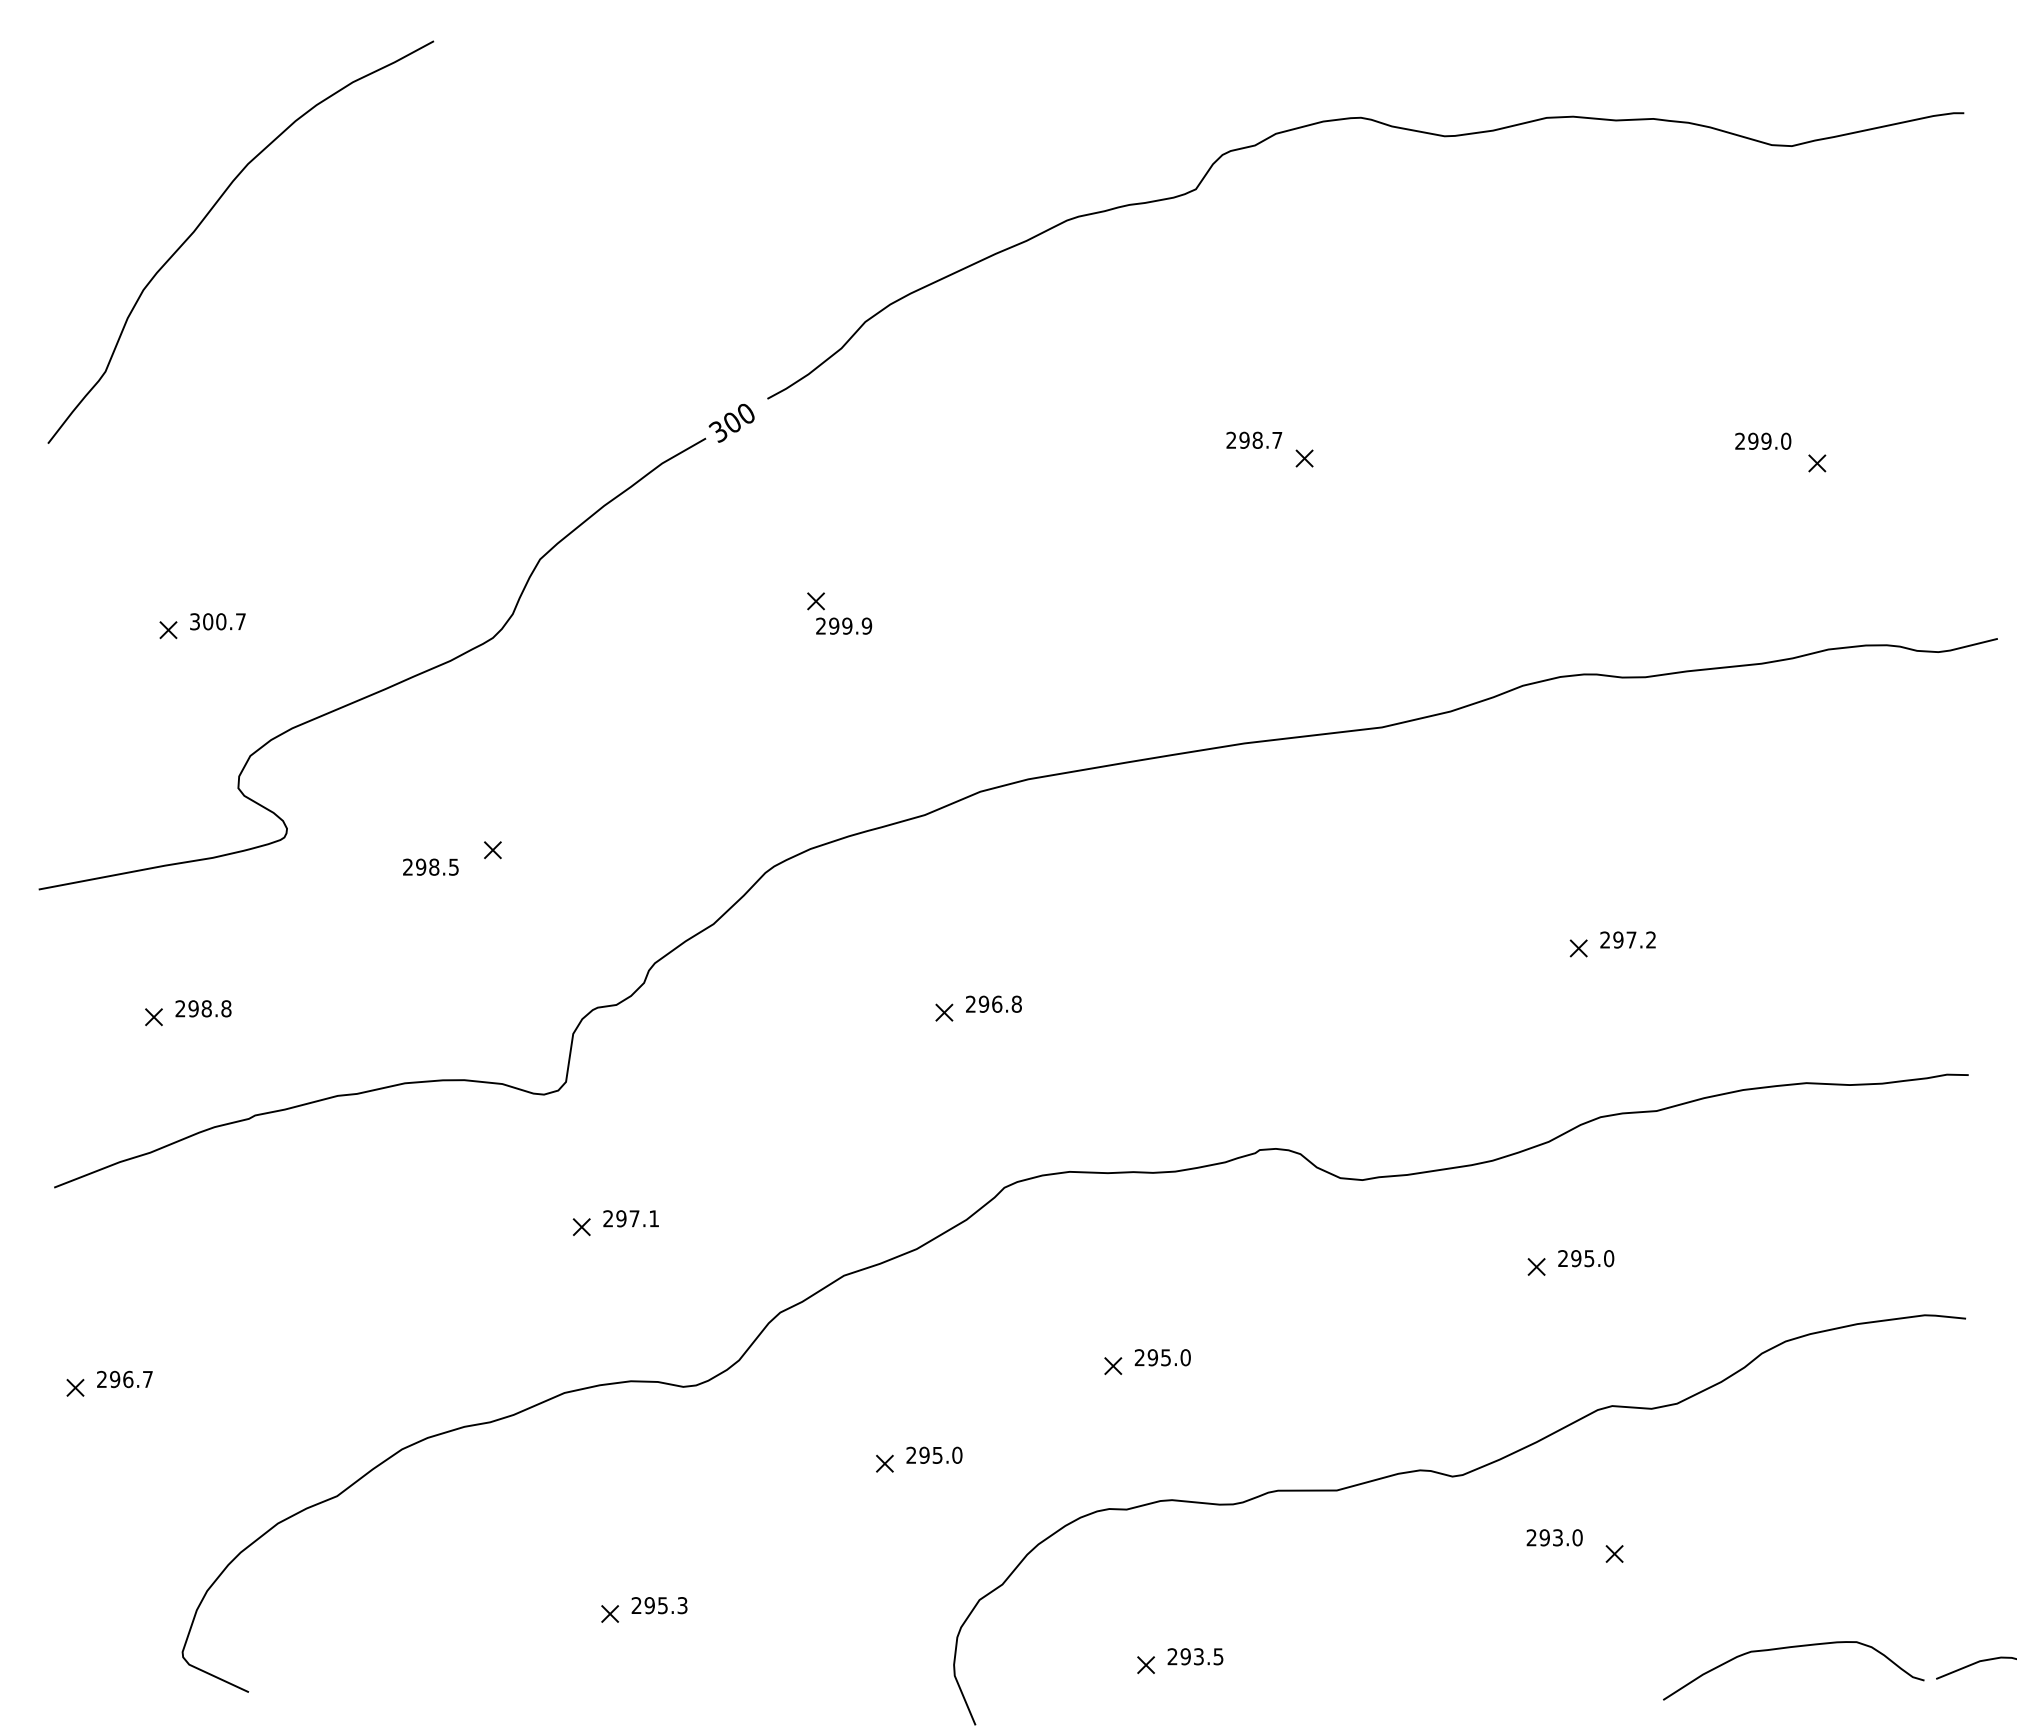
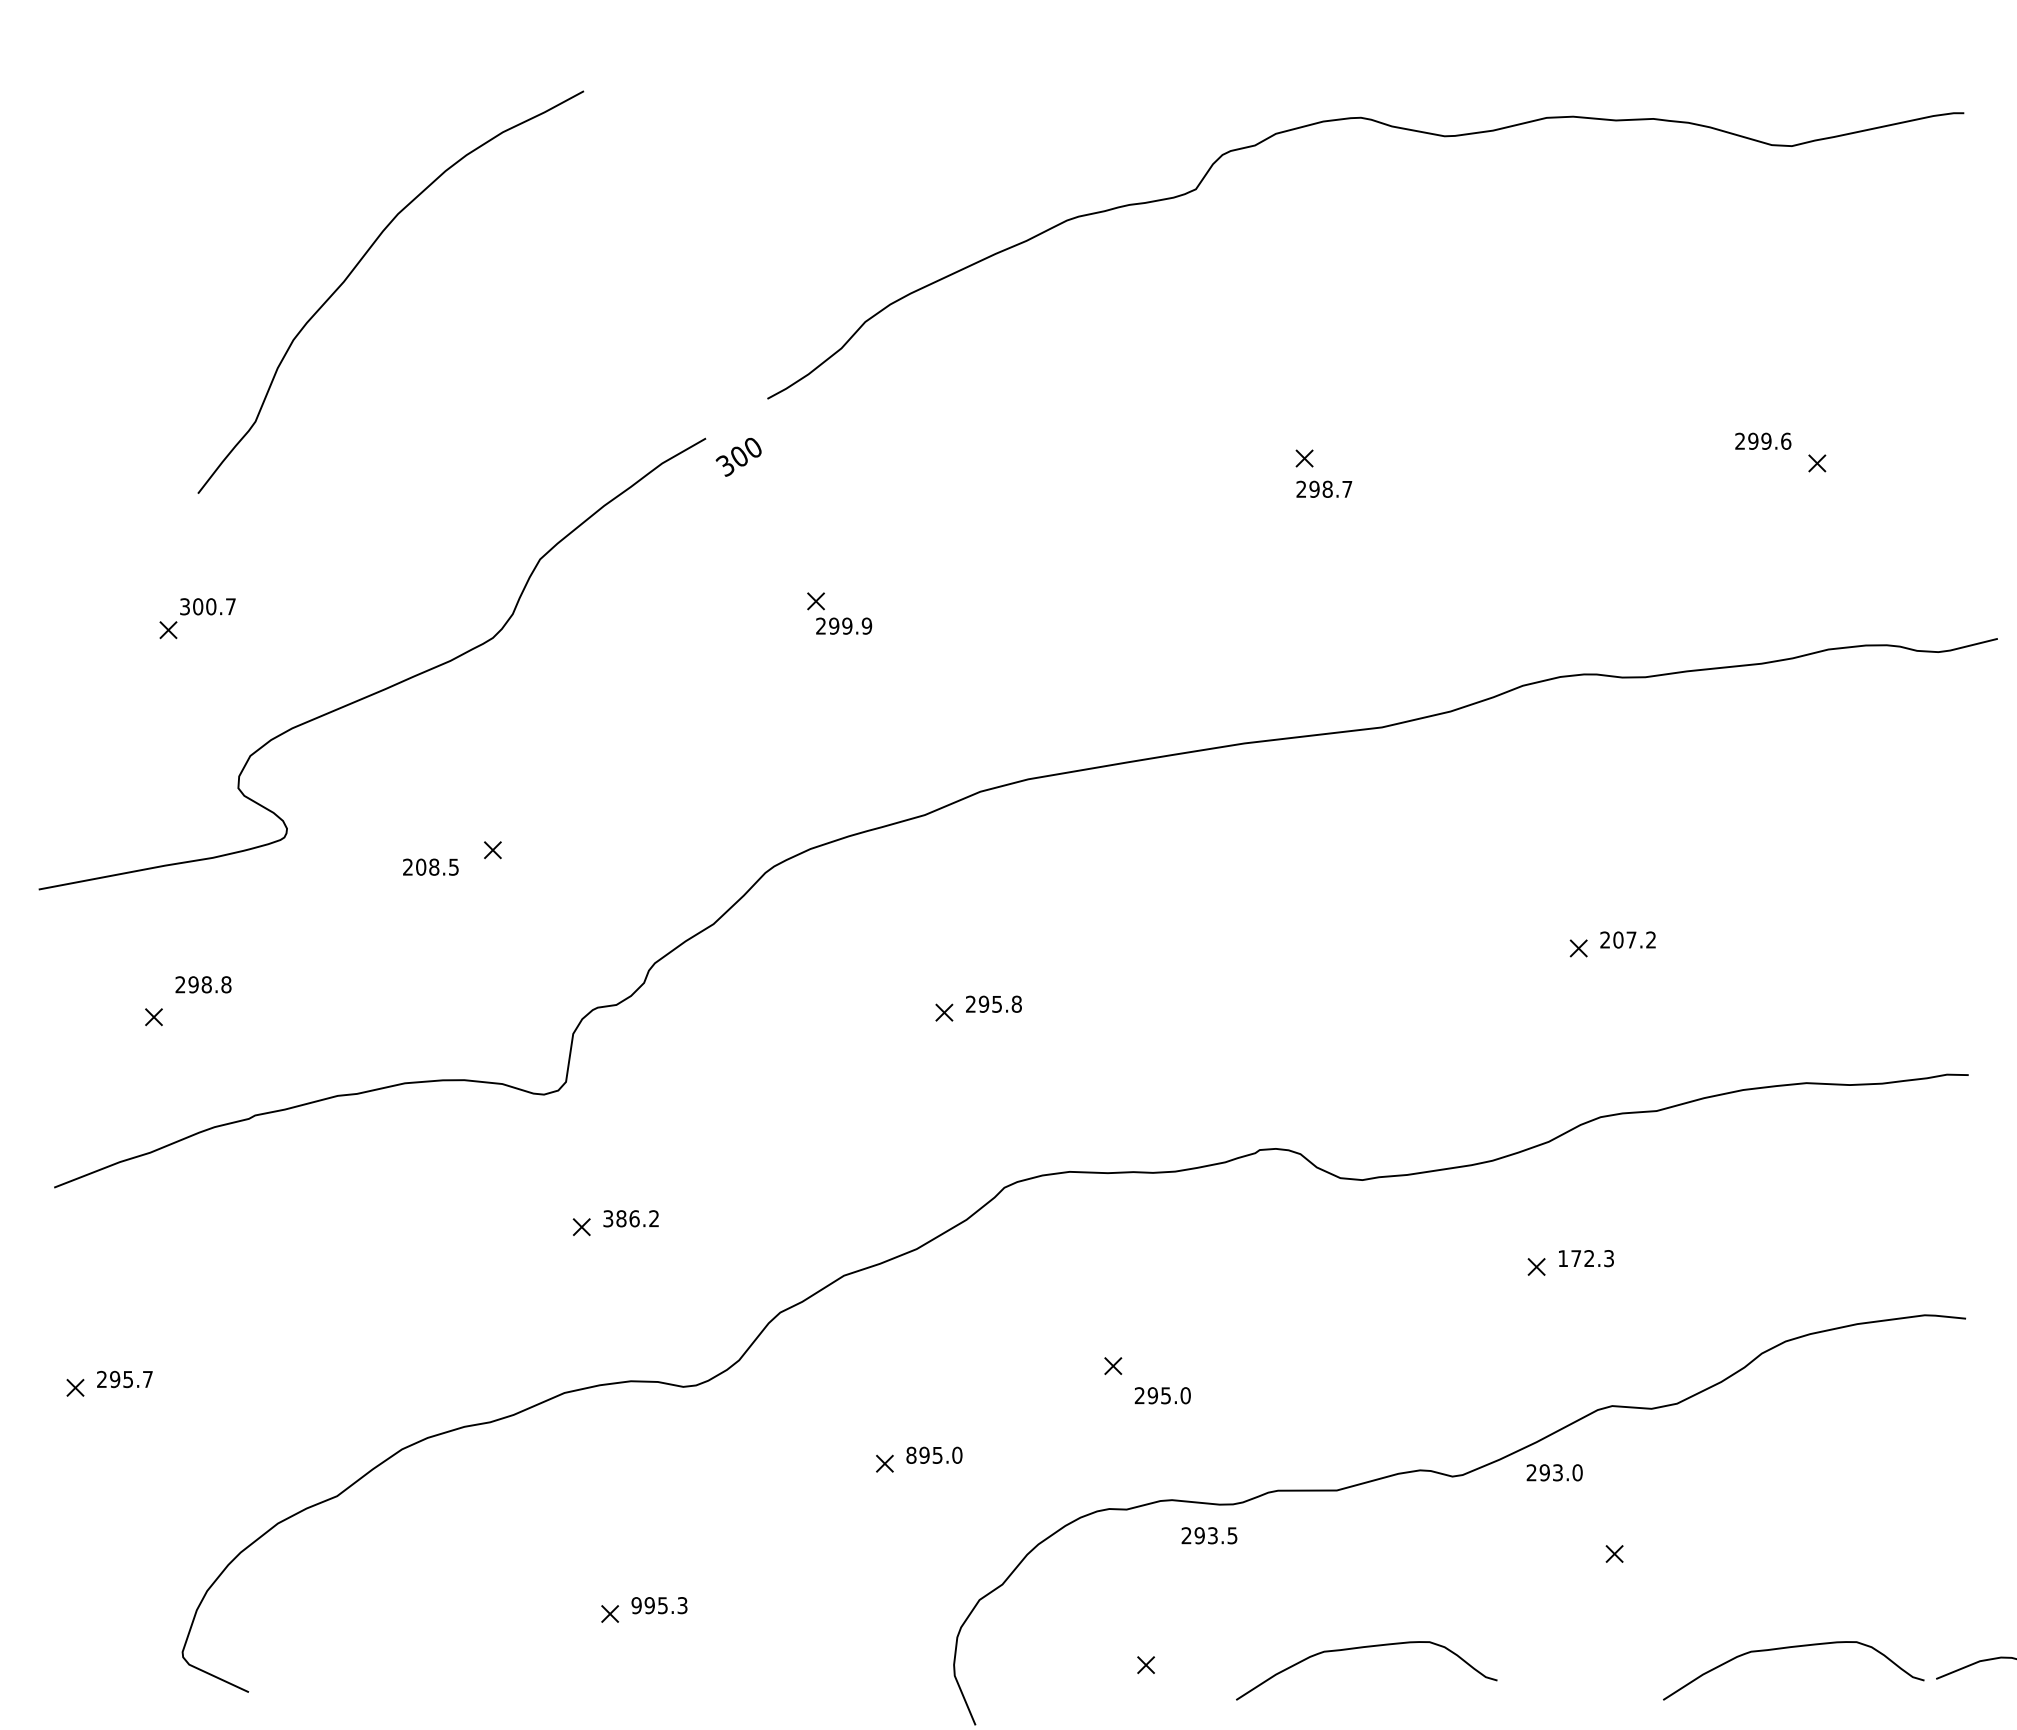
curve position: (206, 217) -> (356, 267) (356, 267)
text position: (731, 423) -> (738, 457) (738, 457)
text position: (1254, 439) -> (1324, 488) (1324, 488)
text: 299.0 -> 299.6 (1786, 440)
text position: (217, 621) -> (207, 606) (207, 606)
text: 298.5 -> 208.5 (421, 867)
text: 297.2 -> 207.2 (1618, 939)
text: 296.8 -> 295.8 (997, 1003)
text position: (203, 1008) -> (203, 984) (203, 984)
text: 297.1 -> 386.2 (630, 1218)
text: 295.0 -> 172.3 (1586, 1258)
text position: (1162, 1357) -> (1162, 1395) (1162, 1395)
text: 296.7 -> 295.7 (128, 1379)
text: 295.0 -> 895.0 (911, 1454)
text position: (1554, 1537) -> (1554, 1472) (1554, 1472)
text: 295.3 -> 995.3 (636, 1605)
curve: none -> present (1362, 1648)
text position: (1195, 1656) -> (1209, 1535) (1209, 1535)
